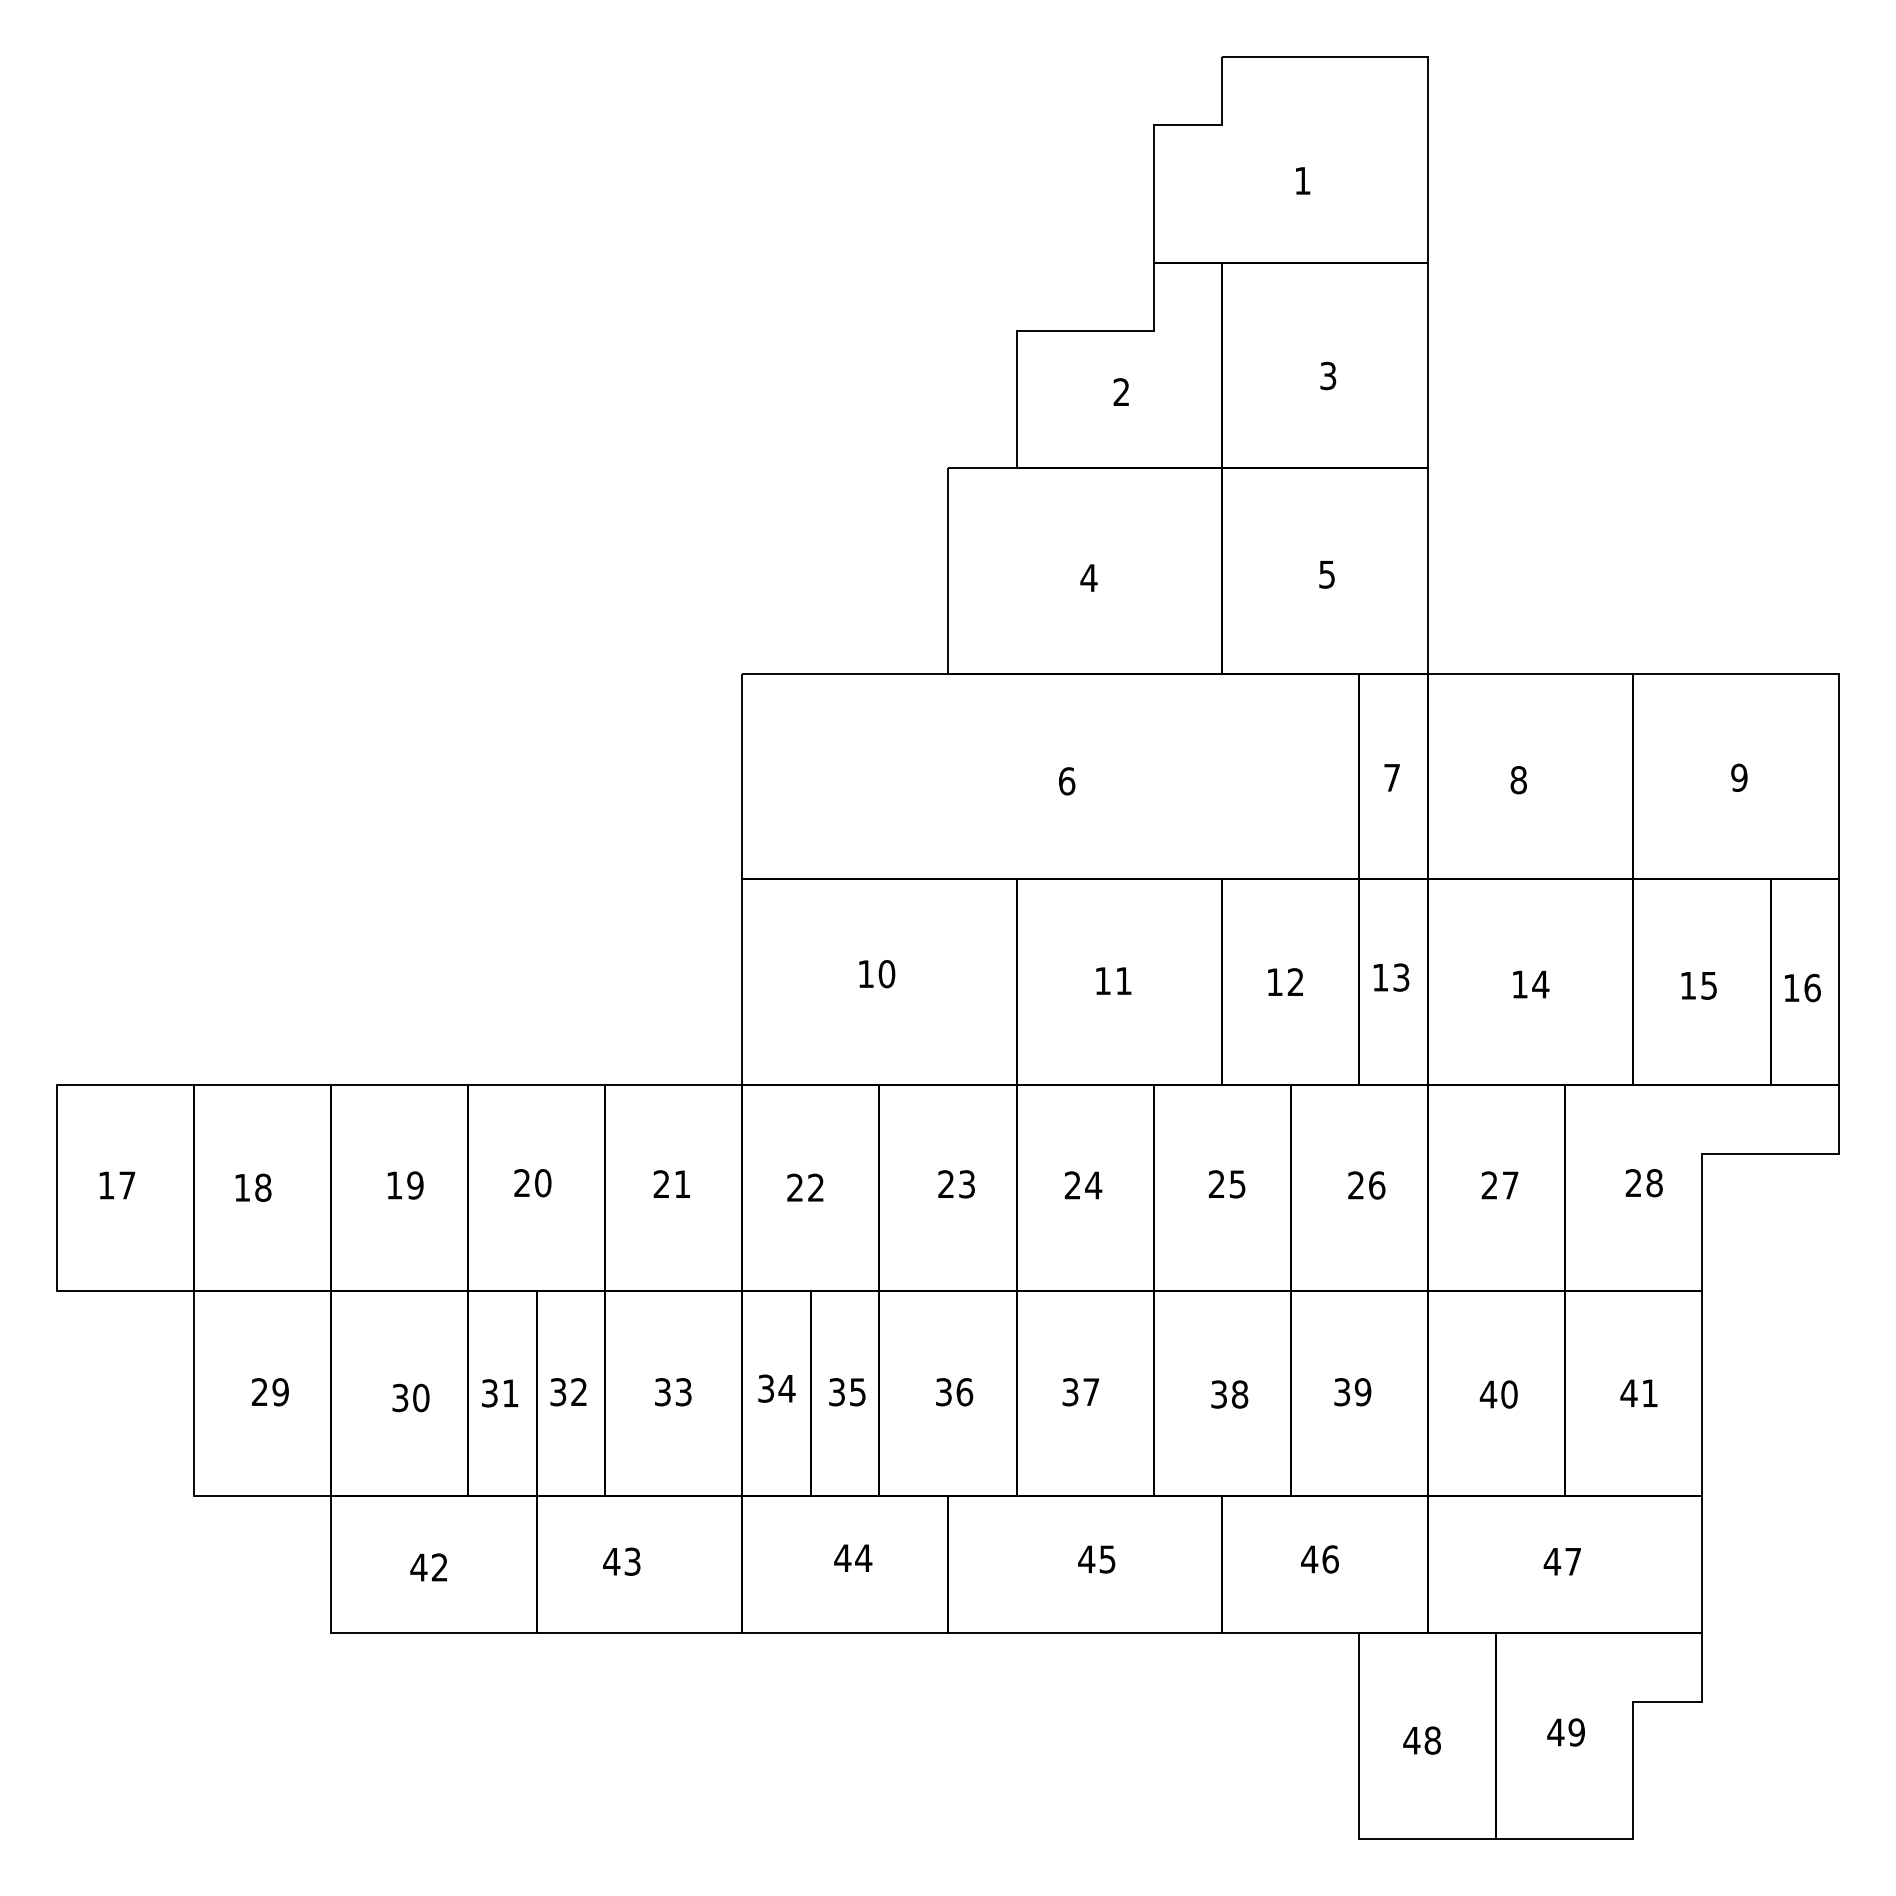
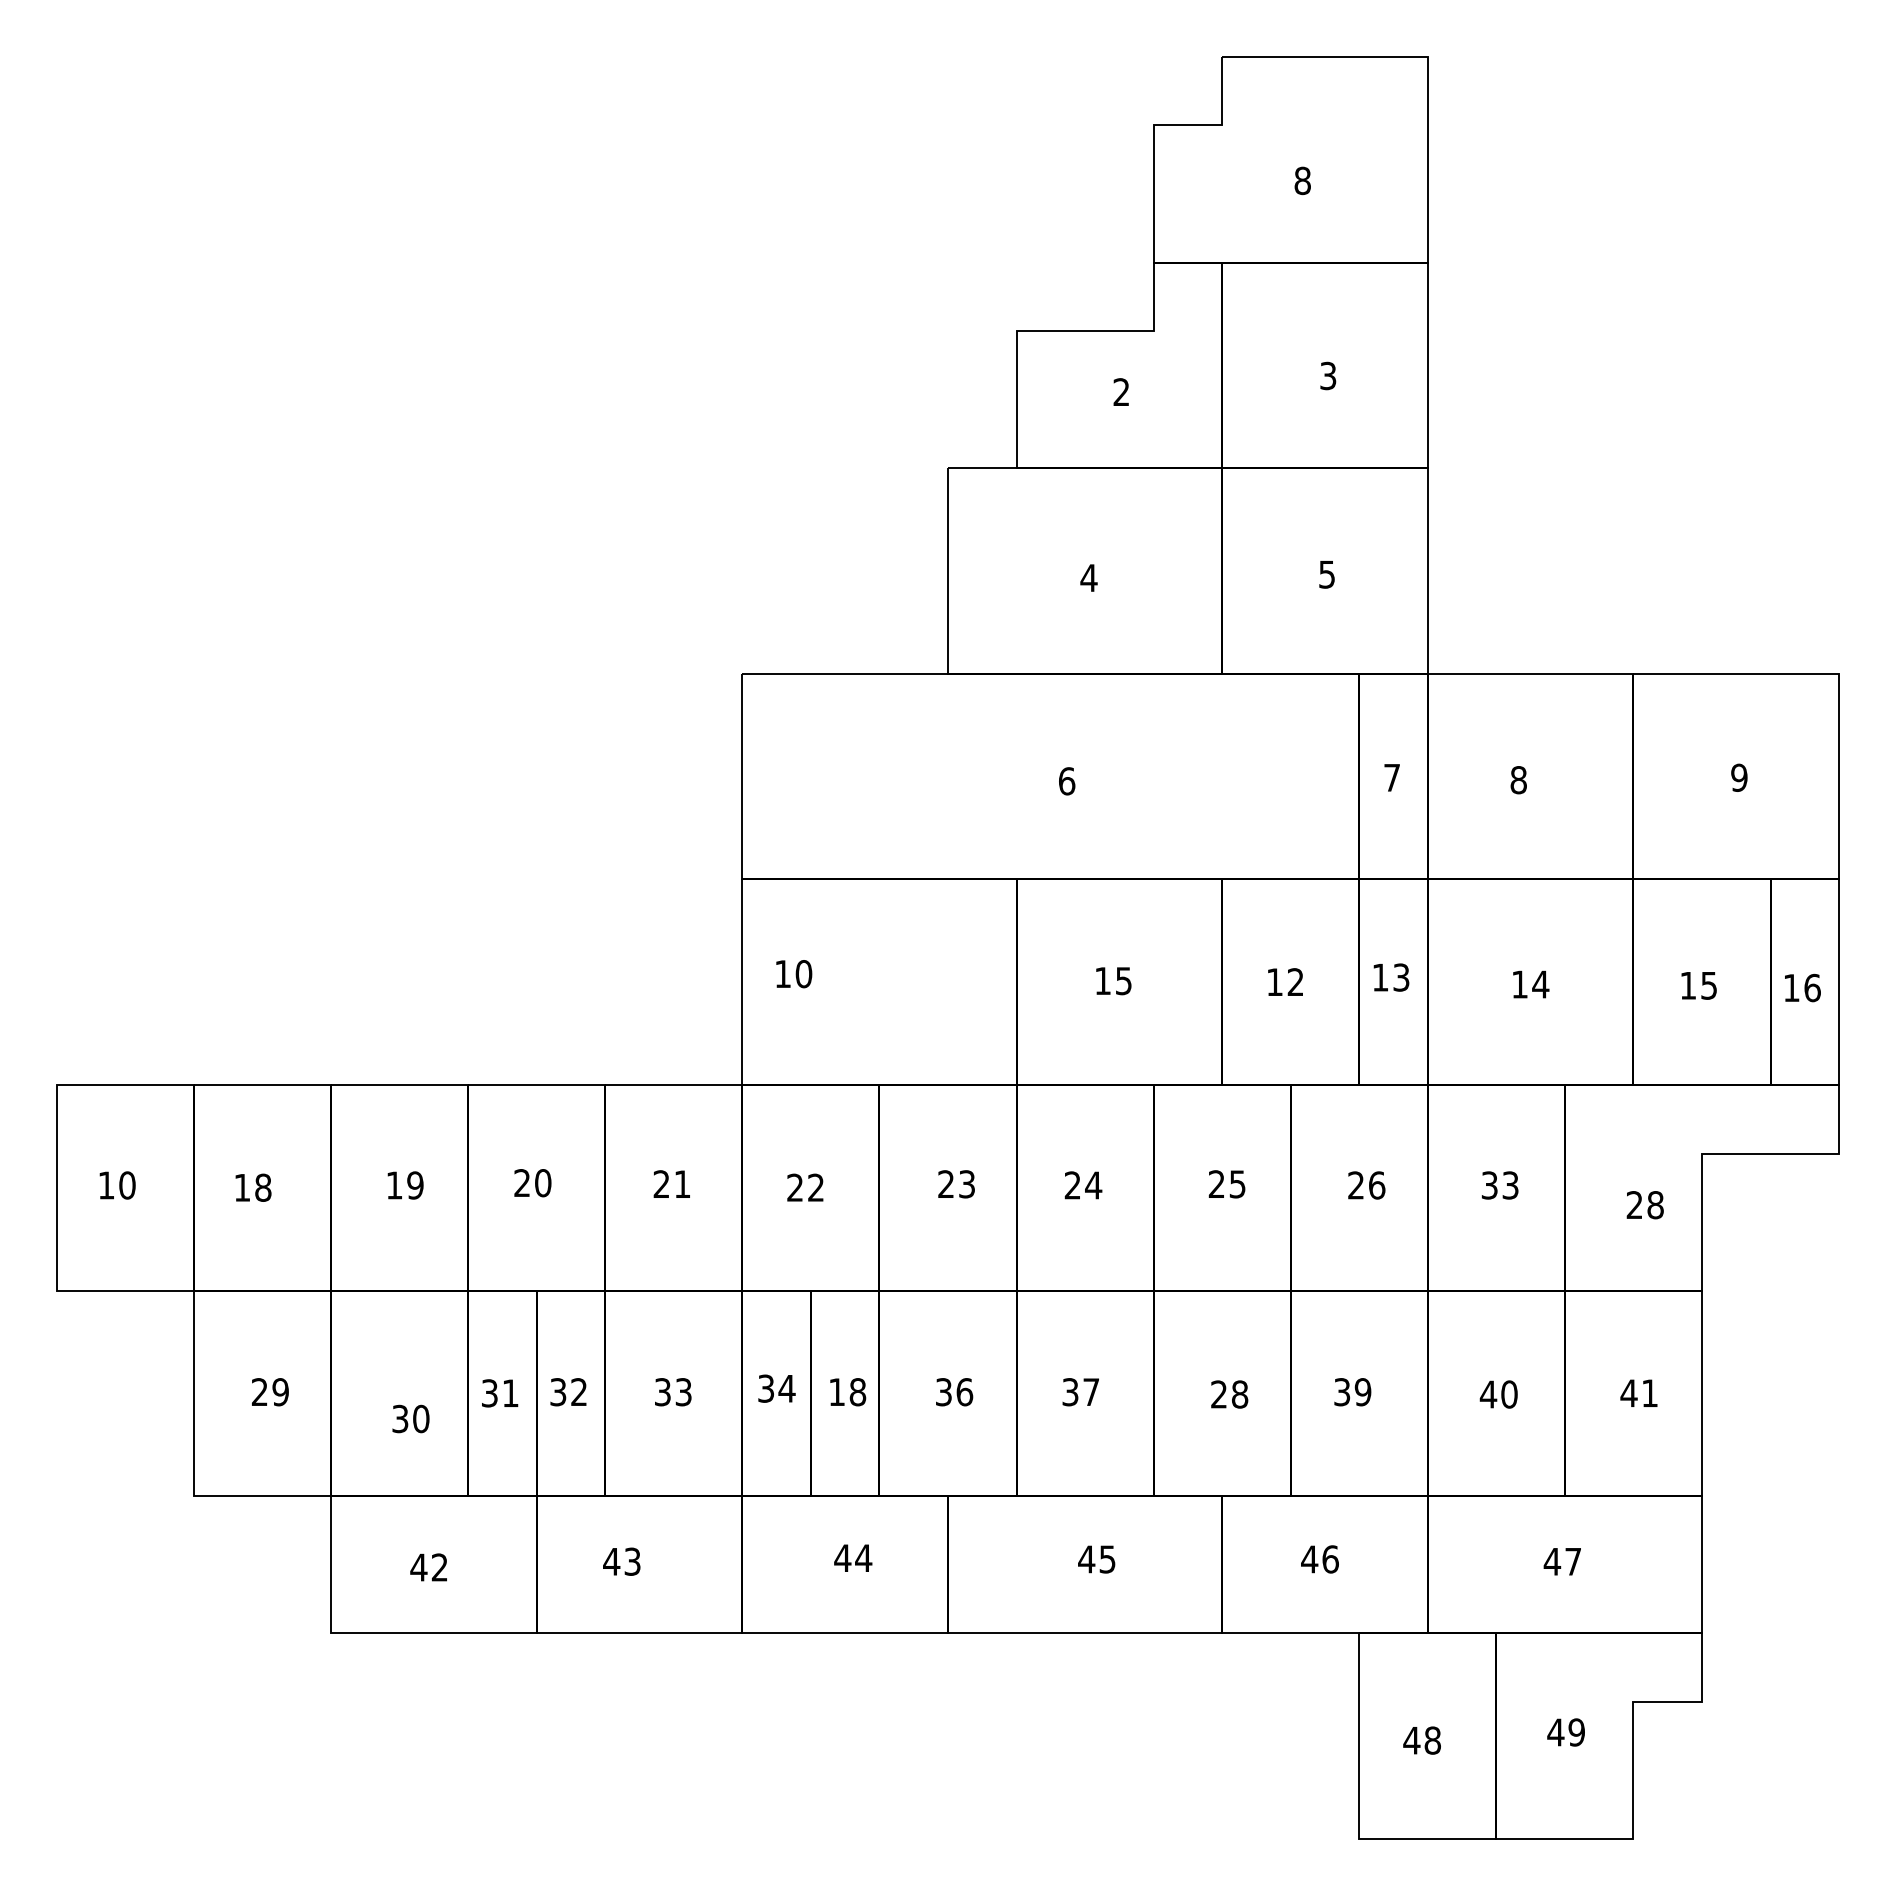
text: 1 -> 8 (1302, 180)
text position: (877, 974) -> (794, 974) (794, 974)
text: 11 -> 15 (1123, 981)
text position: (1643, 1183) -> (1644, 1205) (1644, 1205)
text: 17 -> 10 (127, 1185)
text: 27 -> 33 (1499, 1185)
text: 35 -> 18 (847, 1392)
text: 38 -> 28 (1218, 1394)
text position: (410, 1397) -> (410, 1418) (410, 1418)
